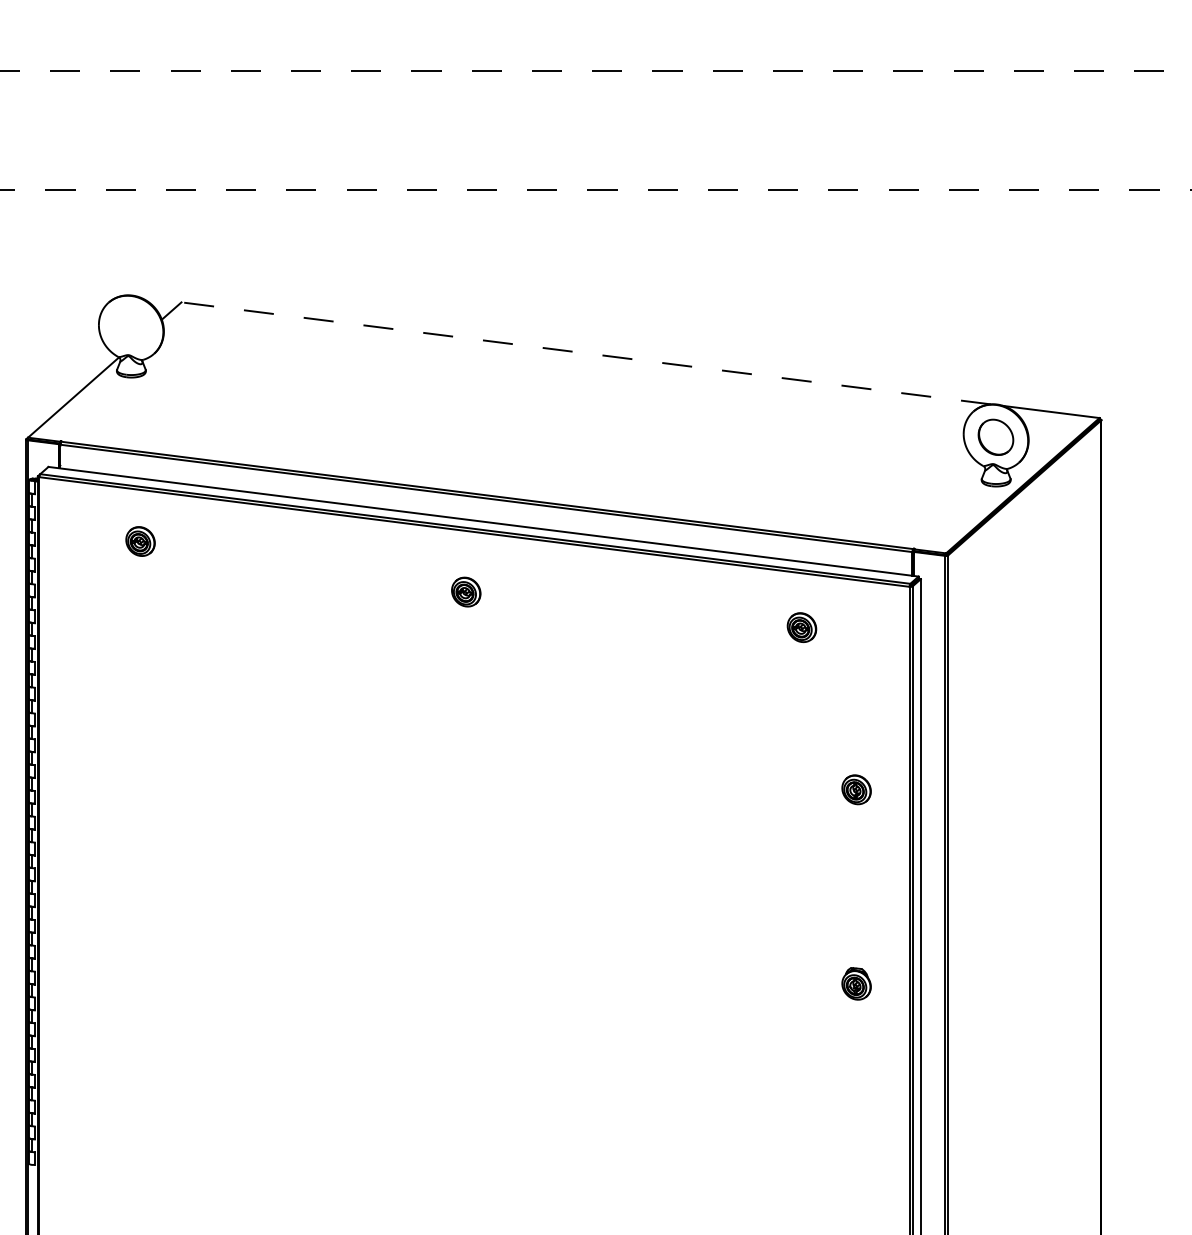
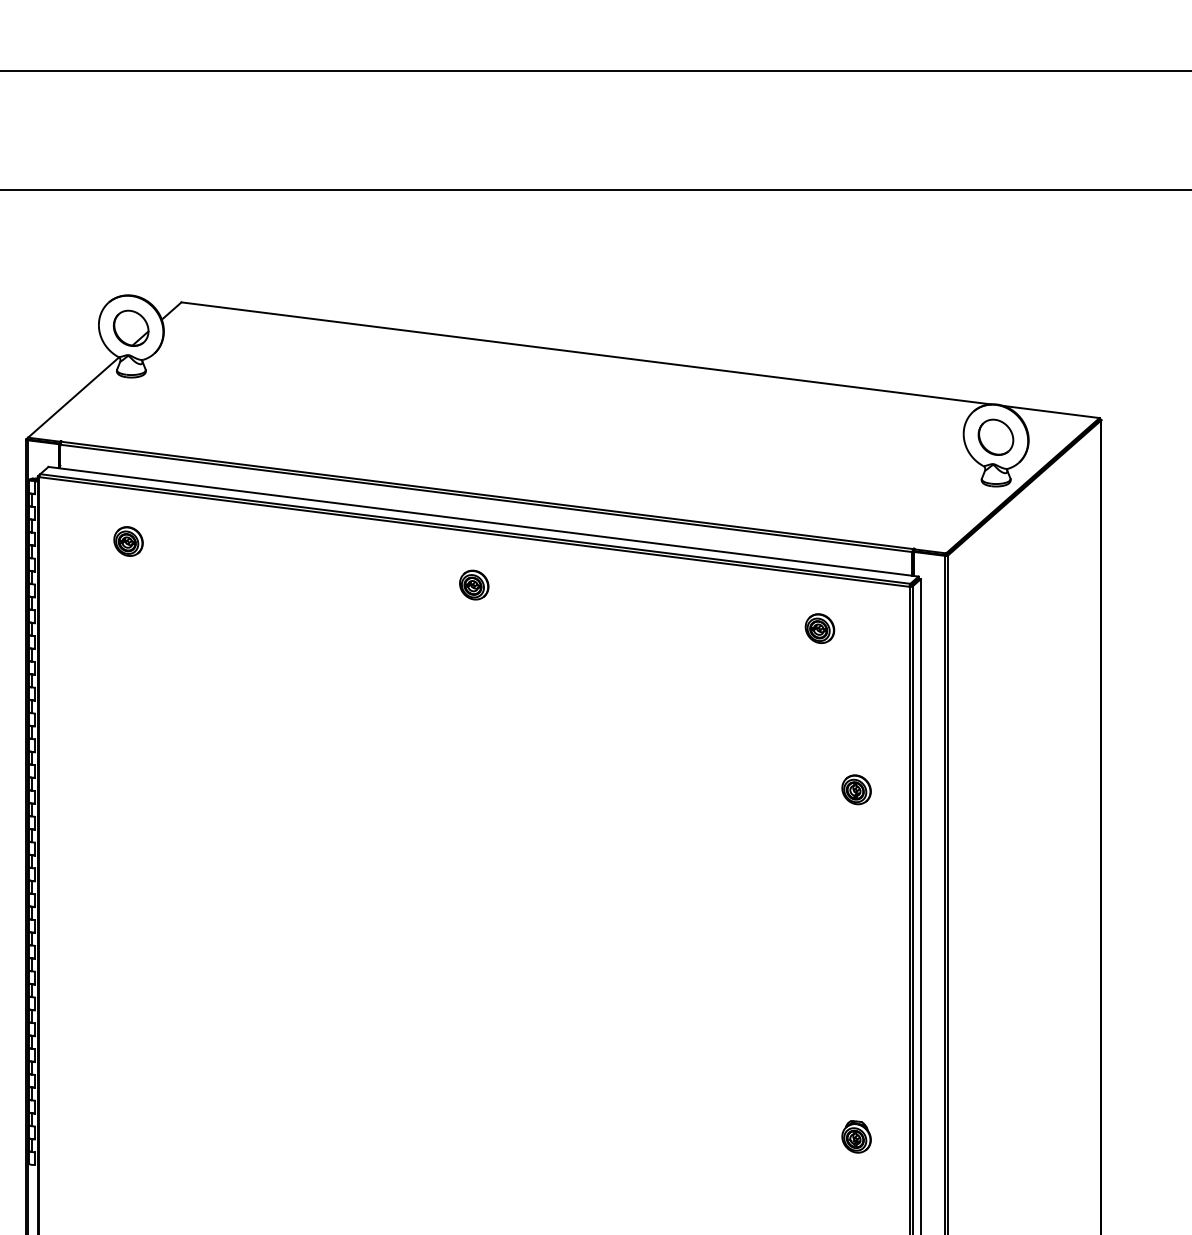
line: dashed -> solid (596, 71)
line: dashed -> solid (596, 189)
part: none -> present (131, 327)
line: dashed -> solid (586, 353)
part position: (140, 541) -> (128, 541) (128, 541)
part position: (466, 591) -> (474, 584) (474, 584)
part position: (801, 627) -> (819, 628) (819, 628)
part position: (856, 983) -> (856, 1136) (856, 1136)
